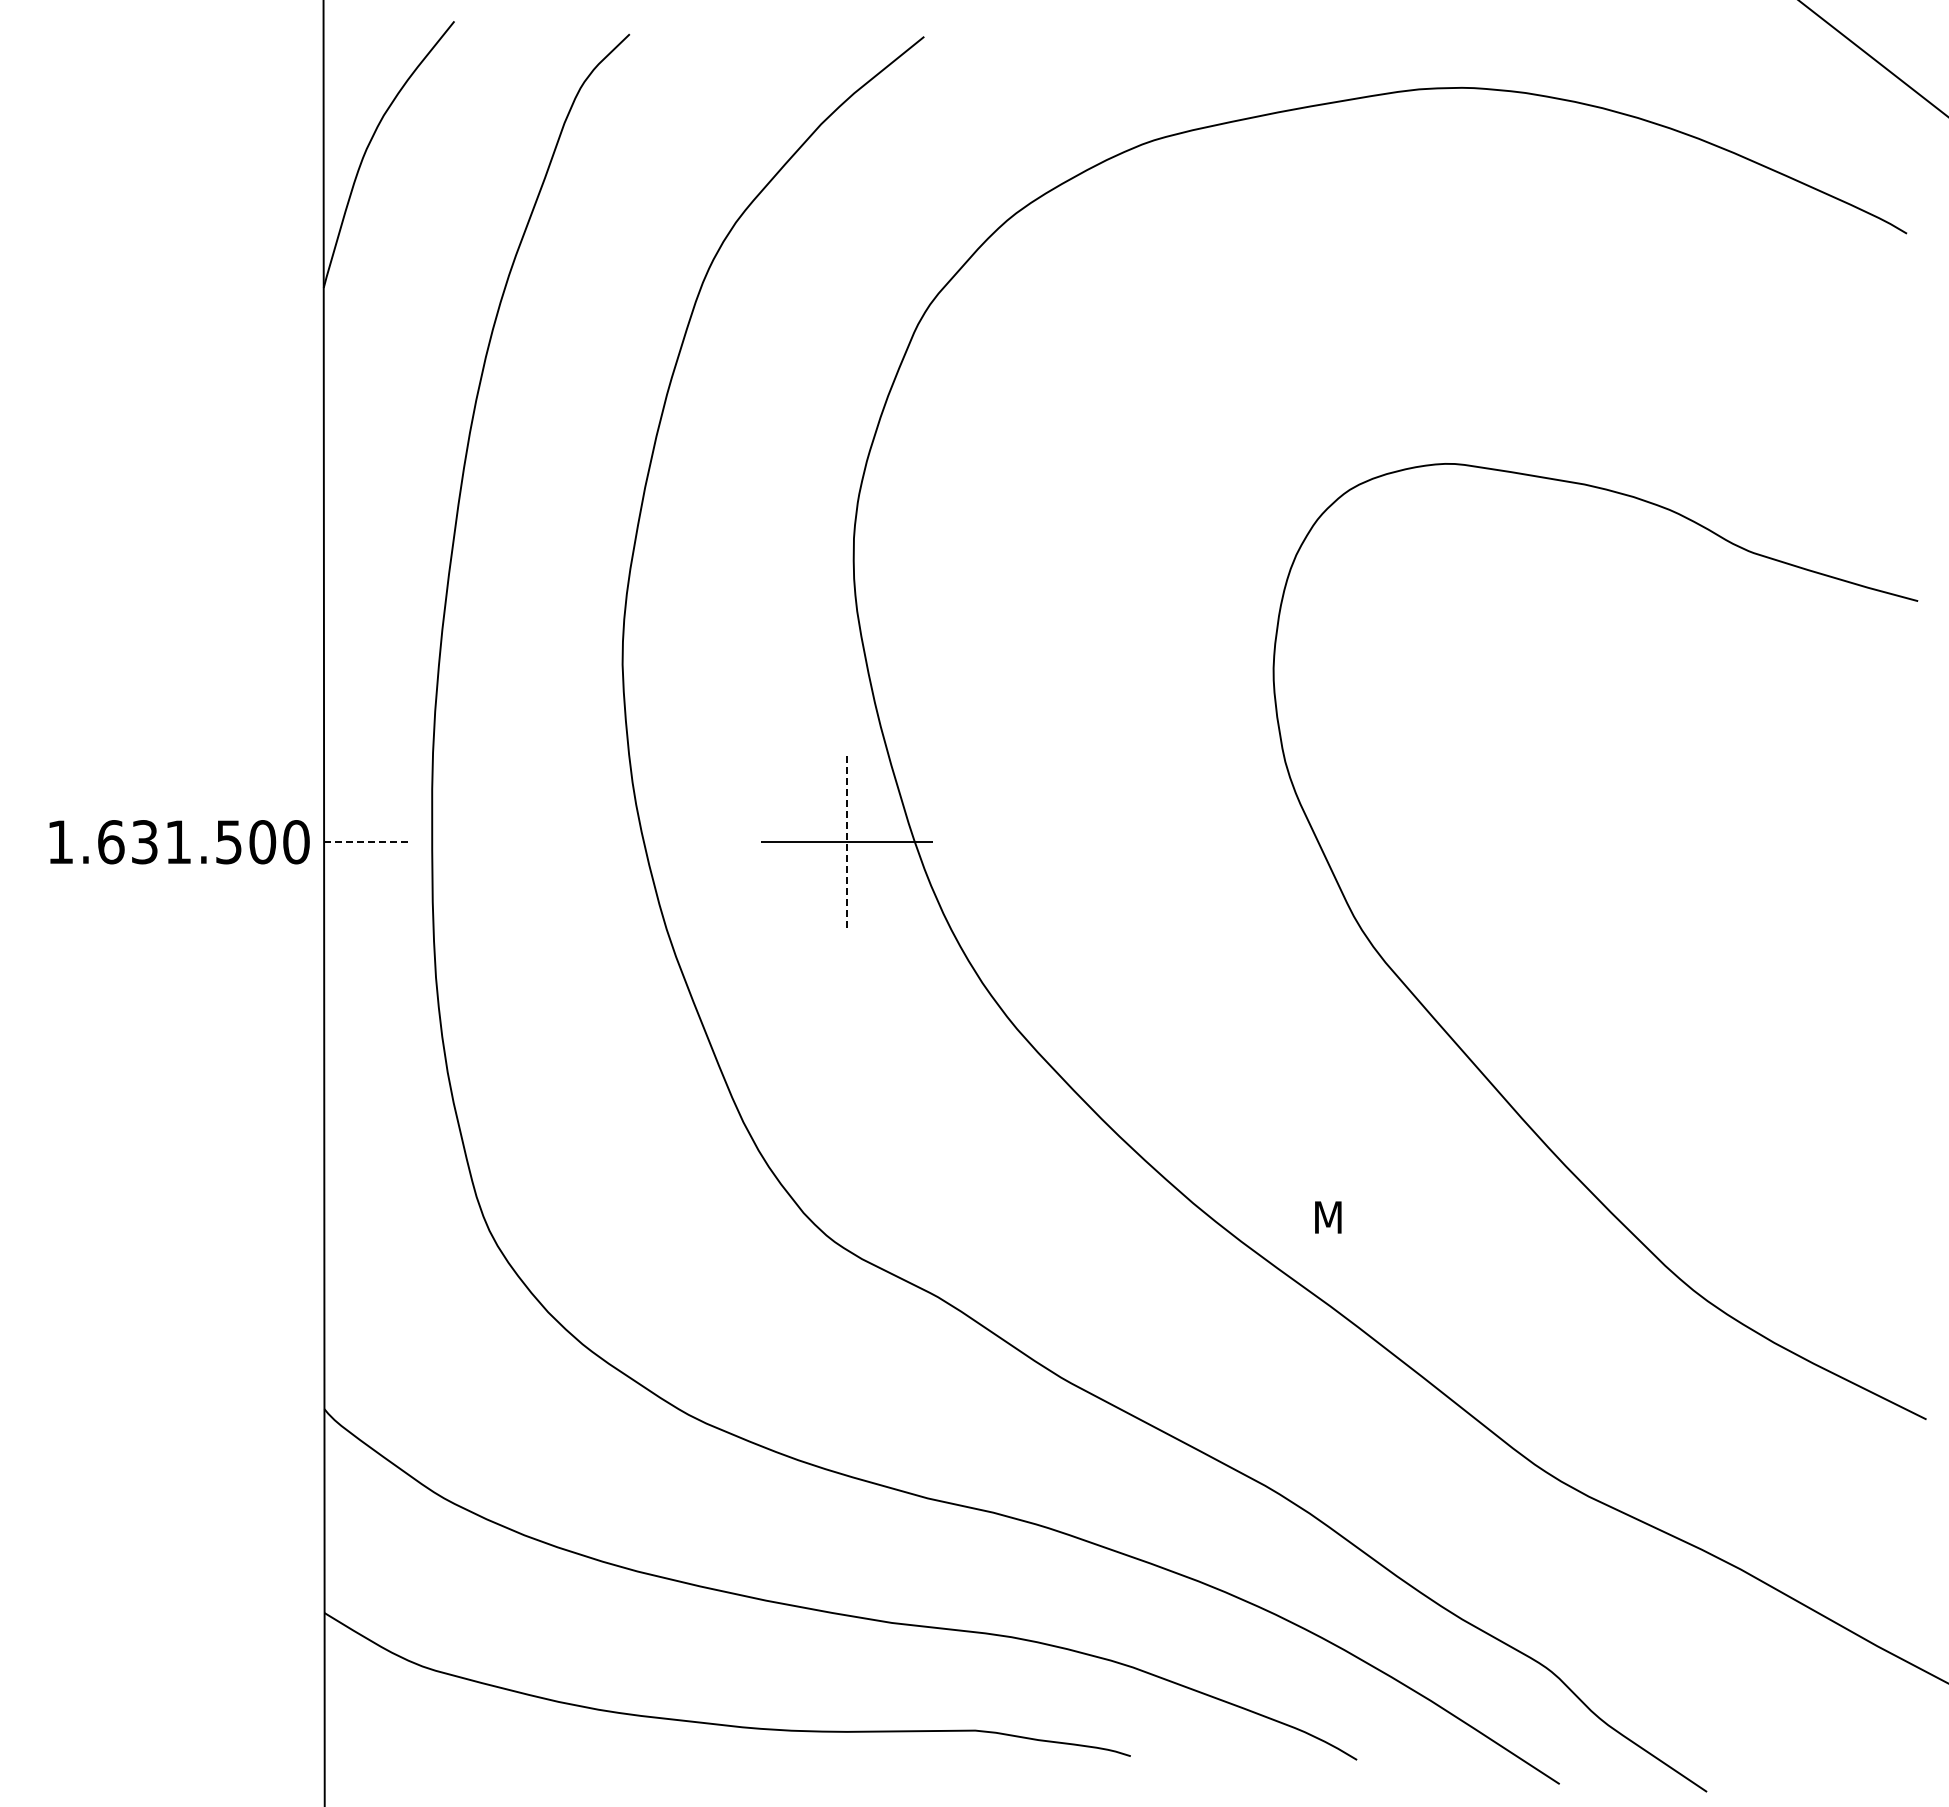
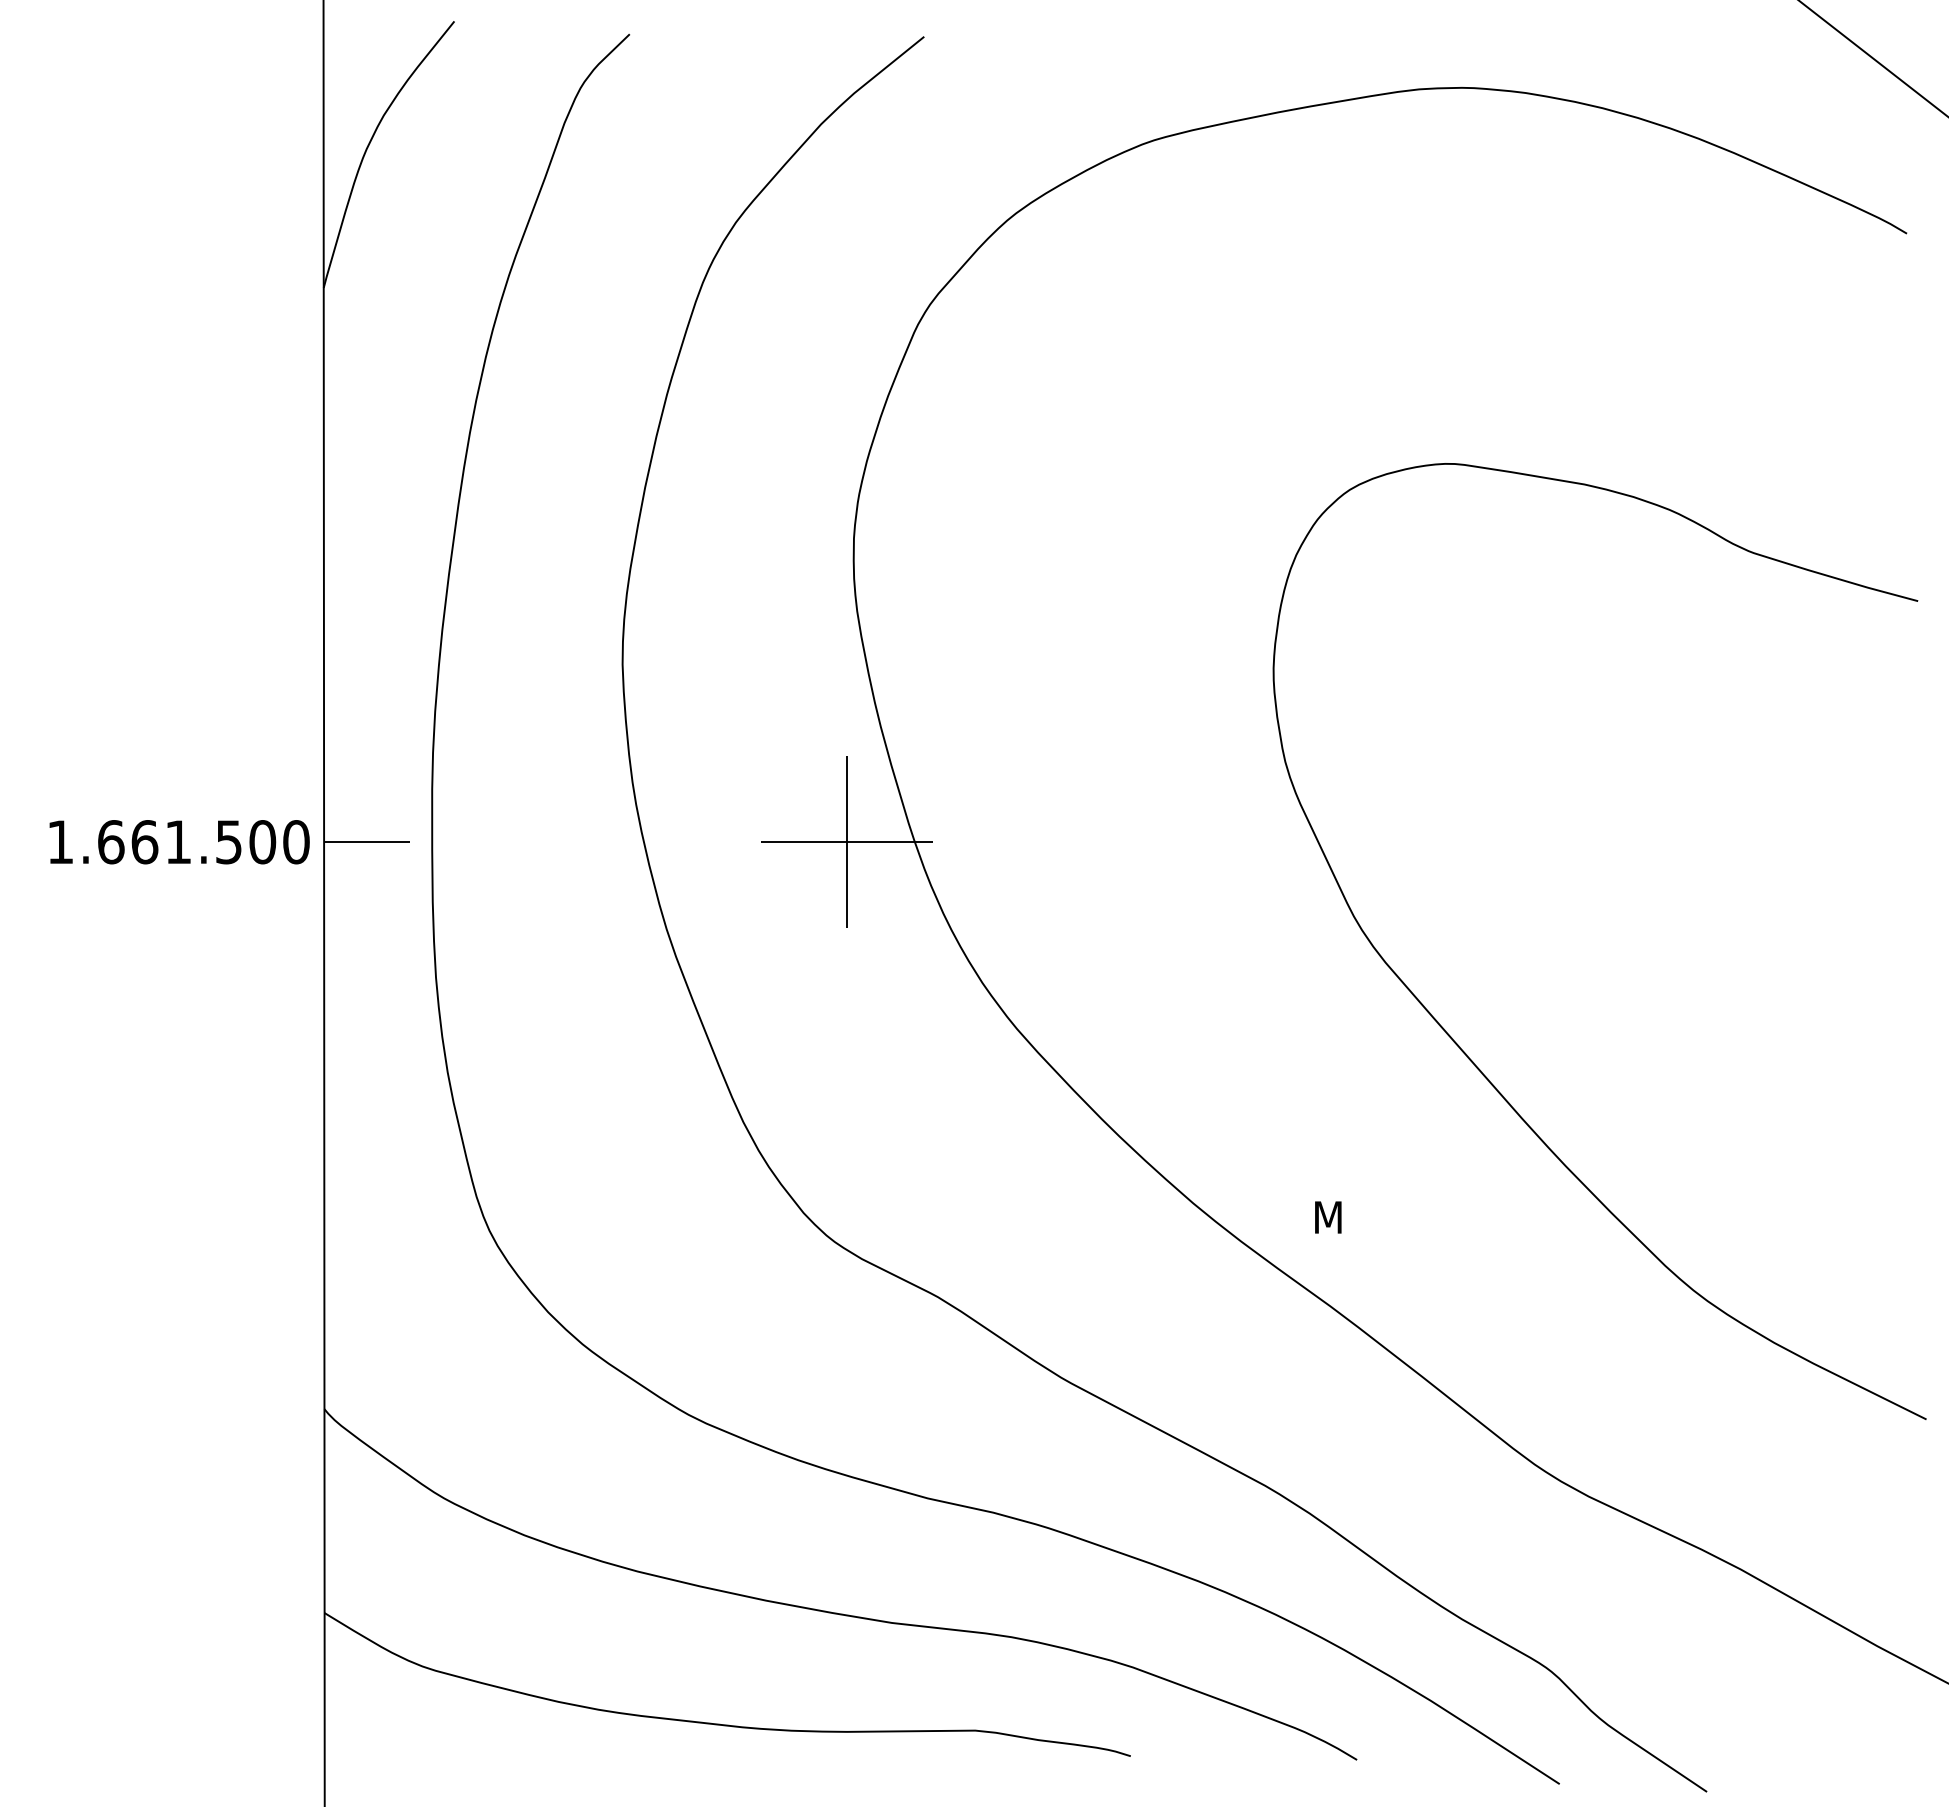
text: 1.631.500 -> 1.661.500 (144, 842)
line: dashed -> solid (367, 842)
line: dashed -> solid (846, 842)
